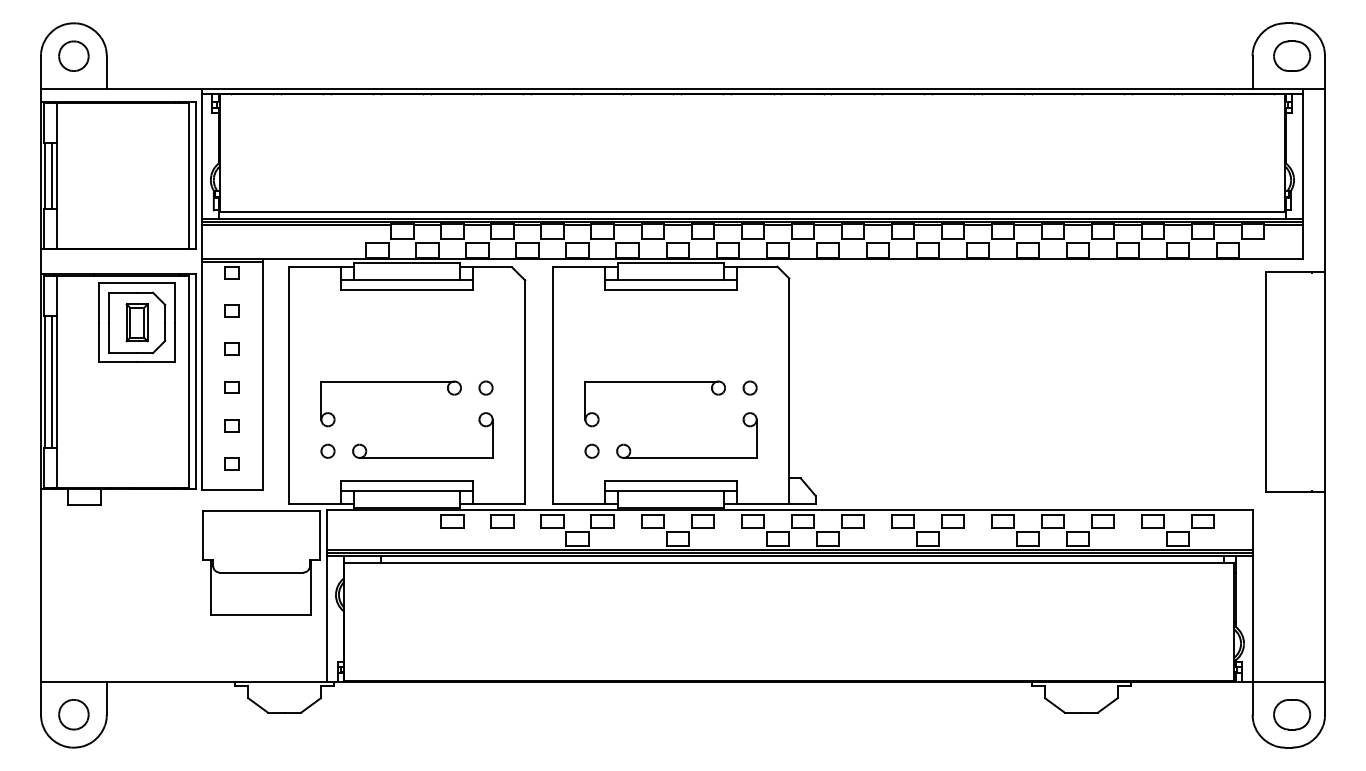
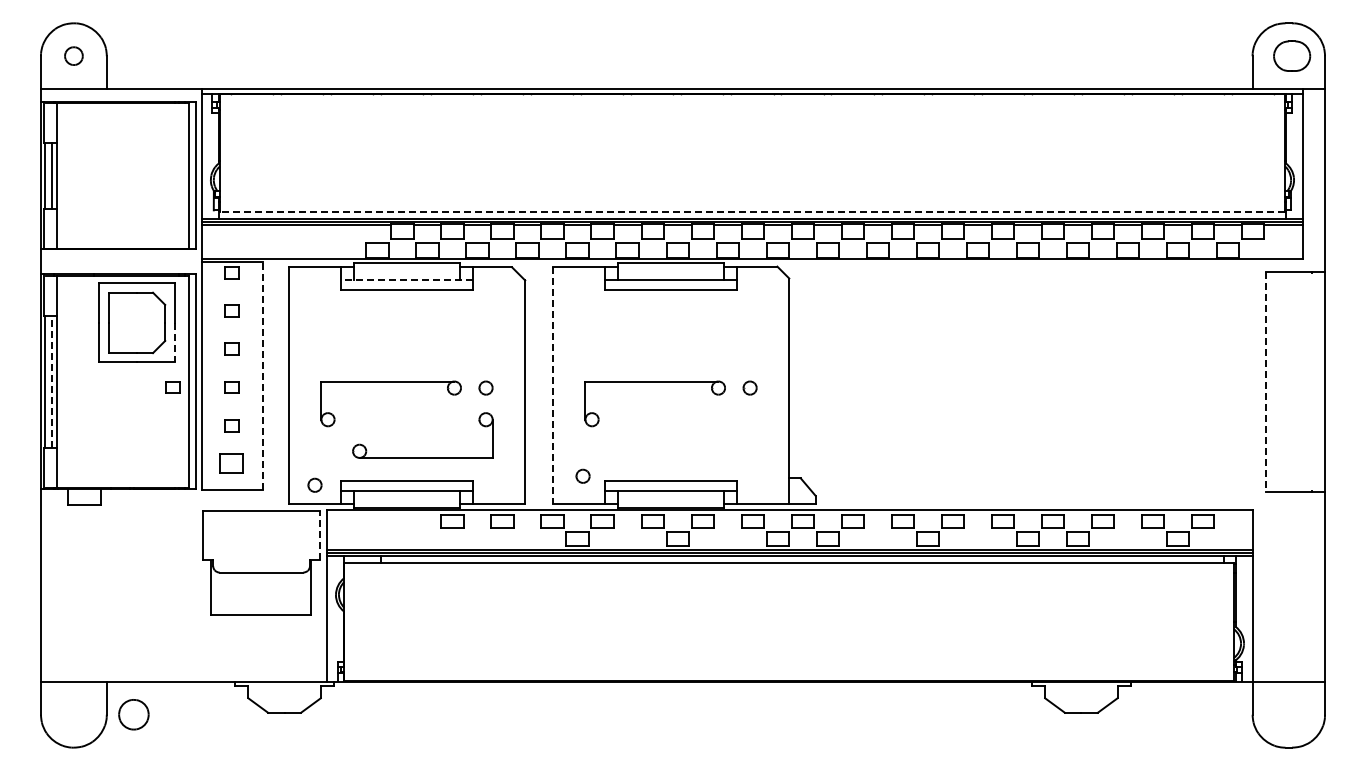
part size: 32x32 px -> 20x20 px (73, 55)
line: solid -> dashed (751, 211)
line: solid -> dashed (407, 280)
part: present -> none (136, 322)
line: solid -> dashed (174, 342)
line: solid -> dashed (262, 373)
line: solid -> dashed (52, 382)
line: solid -> dashed (1265, 382)
line: solid -> dashed (552, 386)
part: none -> present (172, 387)
part position: (327, 450) -> (314, 484) (314, 484)
part position: (591, 450) -> (582, 475) (582, 475)
part: present -> none (686, 457)
part size: 16x14 px -> 25x21 px (231, 463)
line: solid -> dashed (320, 535)
part position: (73, 714) -> (133, 714) (133, 714)
part: present -> none (1292, 714)
